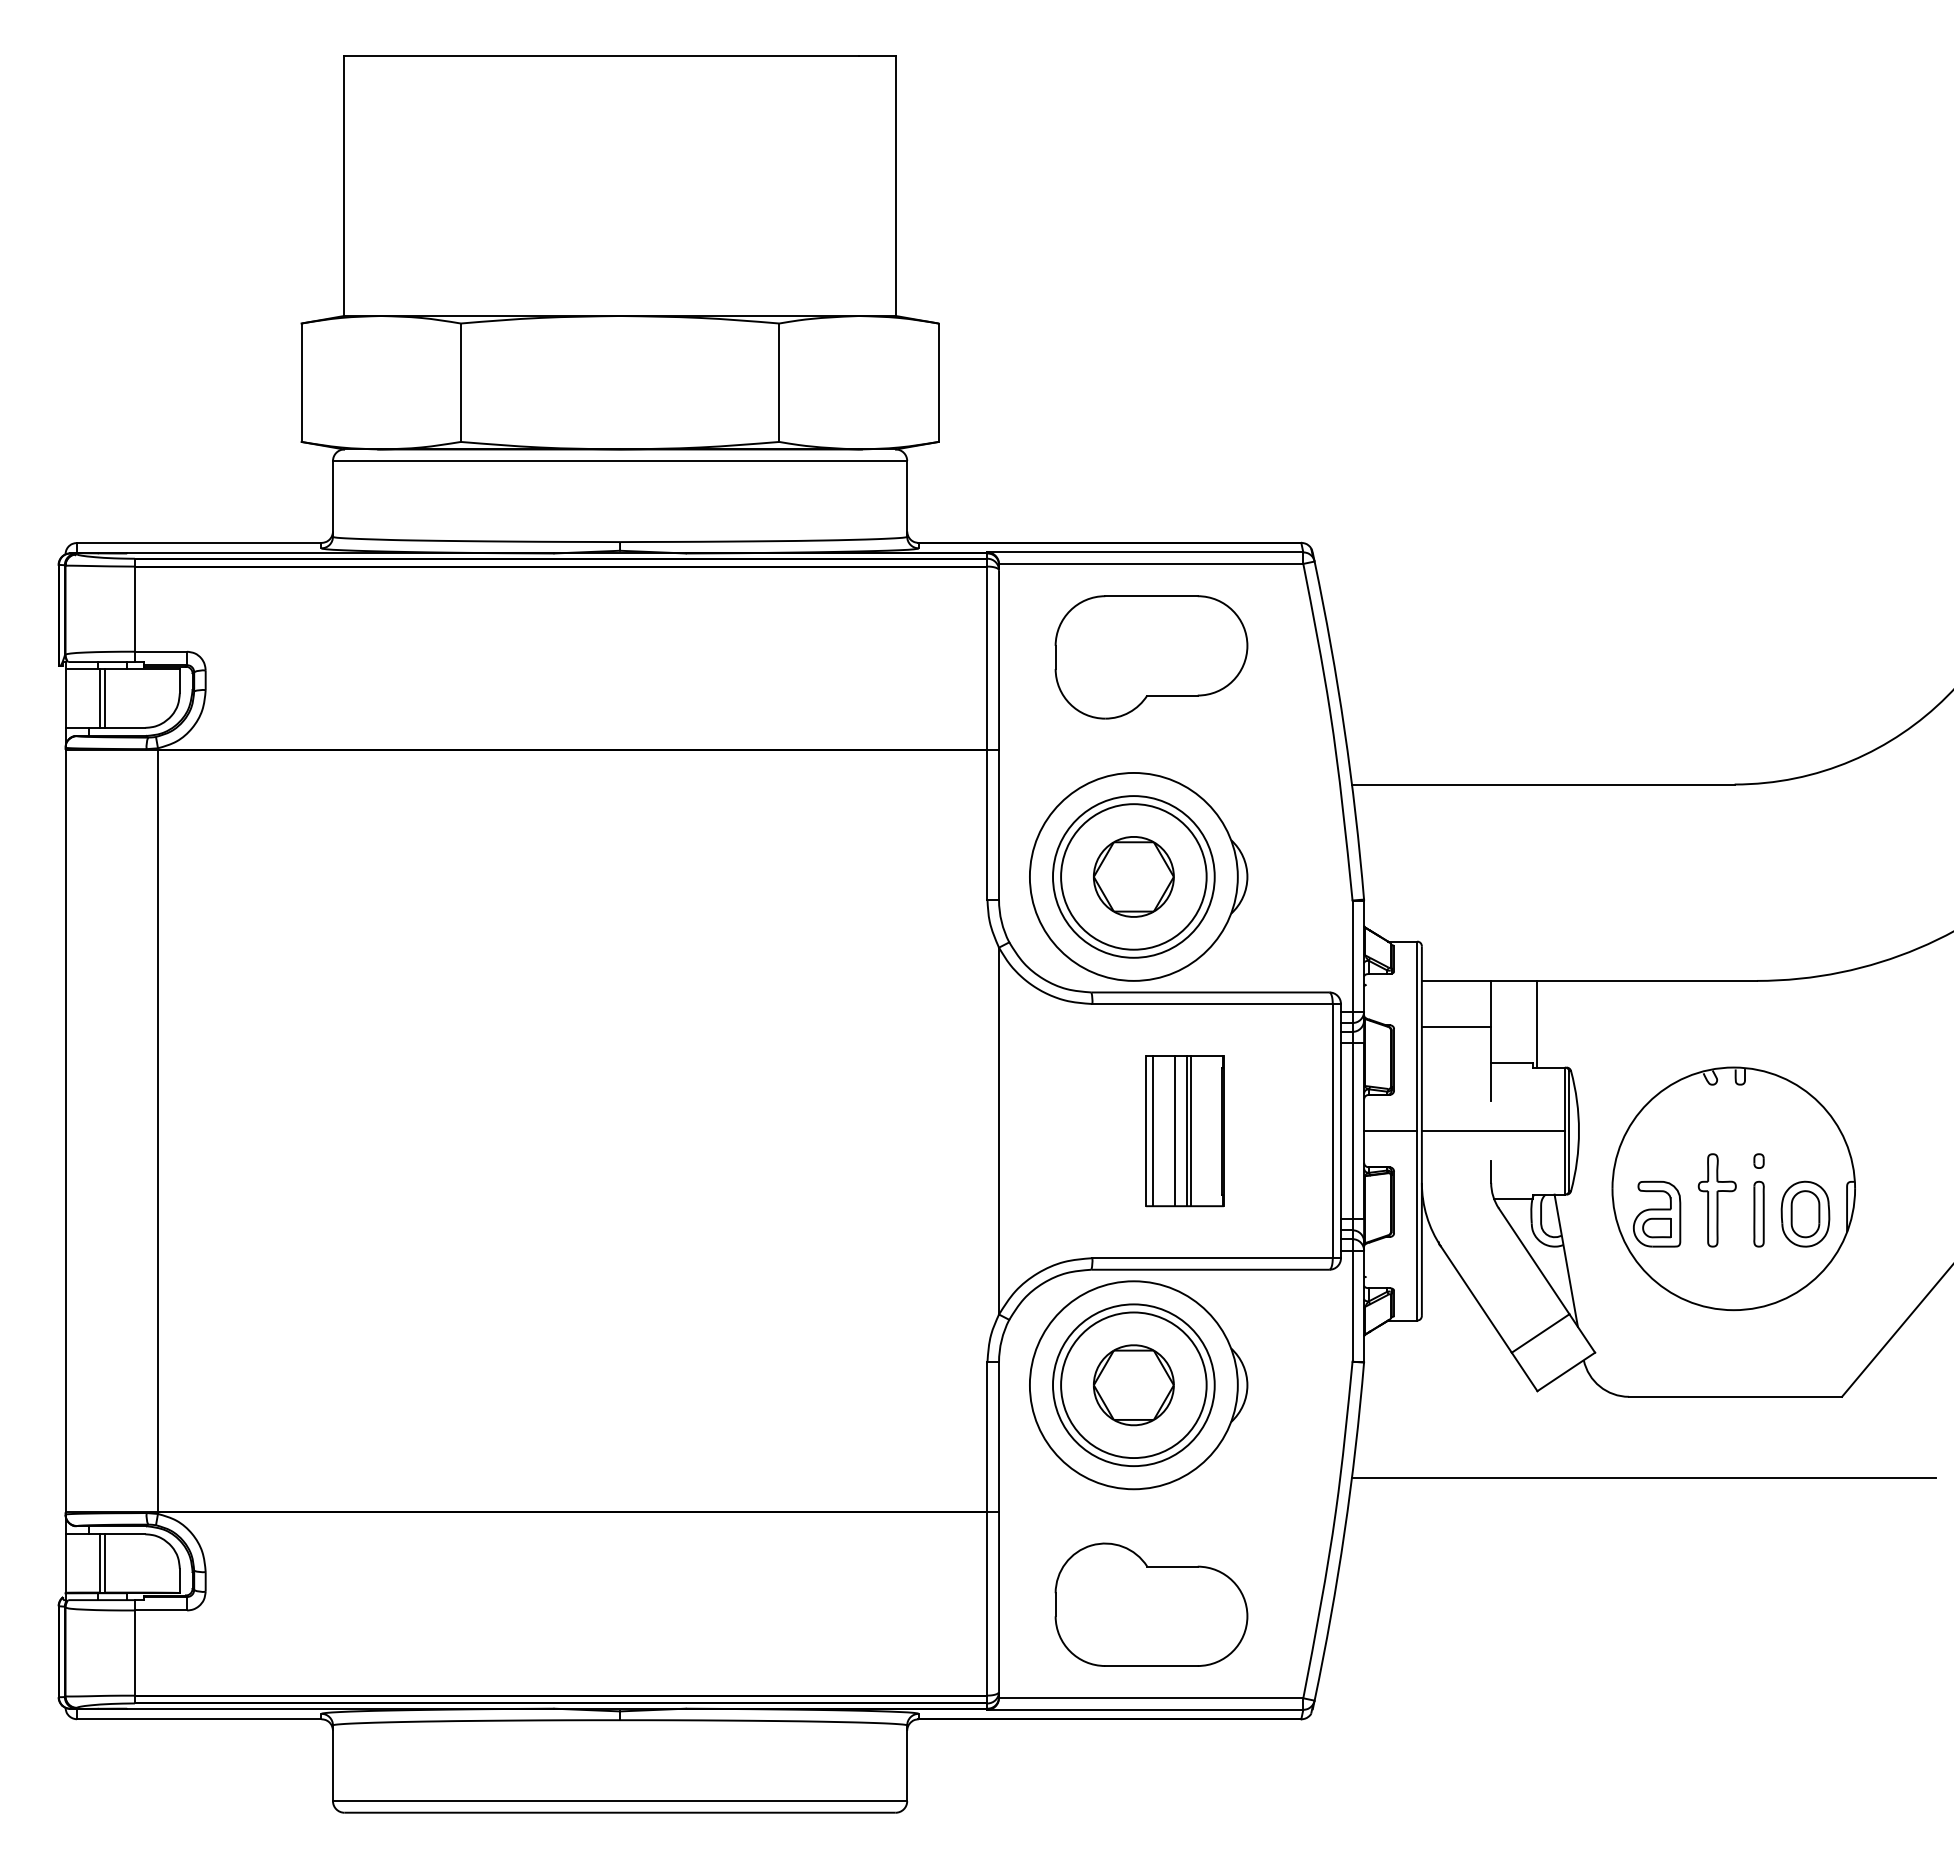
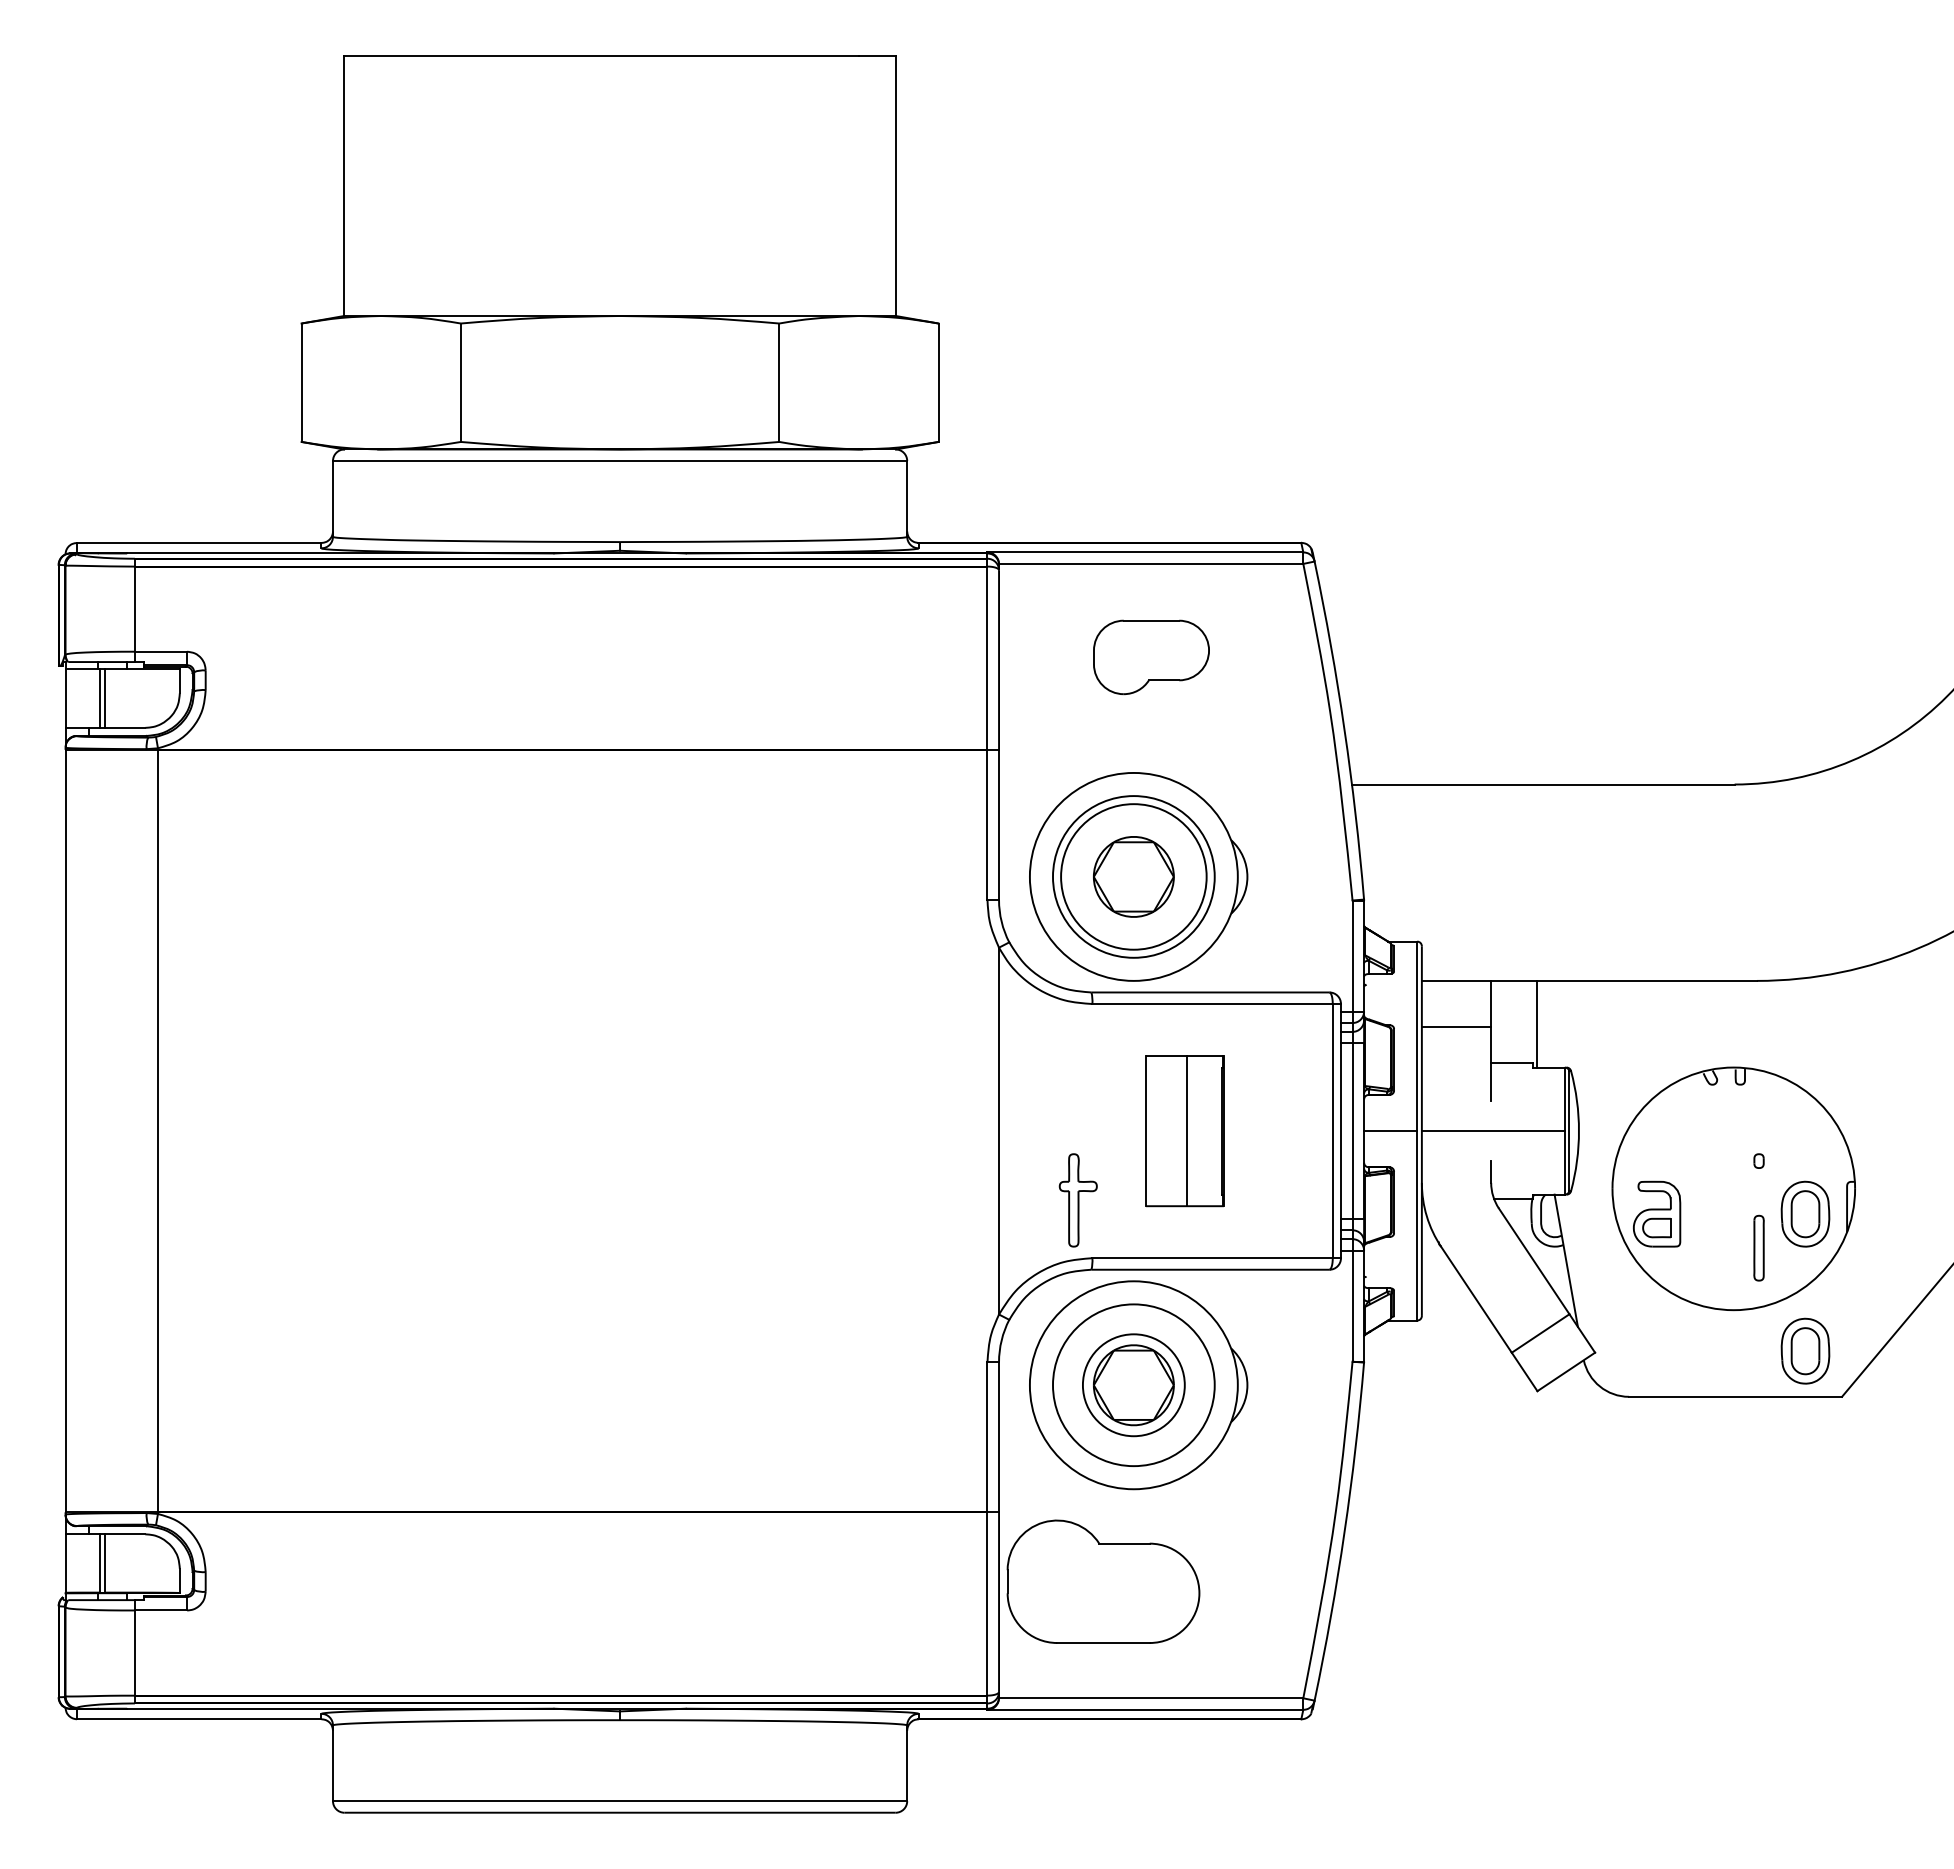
part size: 195x125 px -> 117x77 px (1151, 657)
line: present -> none (1152, 1131)
line: present -> none (1175, 1131)
line: present -> none (1190, 1131)
part position: (1716, 1200) -> (1077, 1200) (1077, 1200)
part position: (1758, 1213) -> (1758, 1247) (1758, 1247)
part: none -> present (1805, 1350)
circle diameter: 146 px -> 102 px (1133, 1385)
line: present -> none (1643, 1477)
part position: (1151, 1604) -> (1103, 1581) (1103, 1581)
